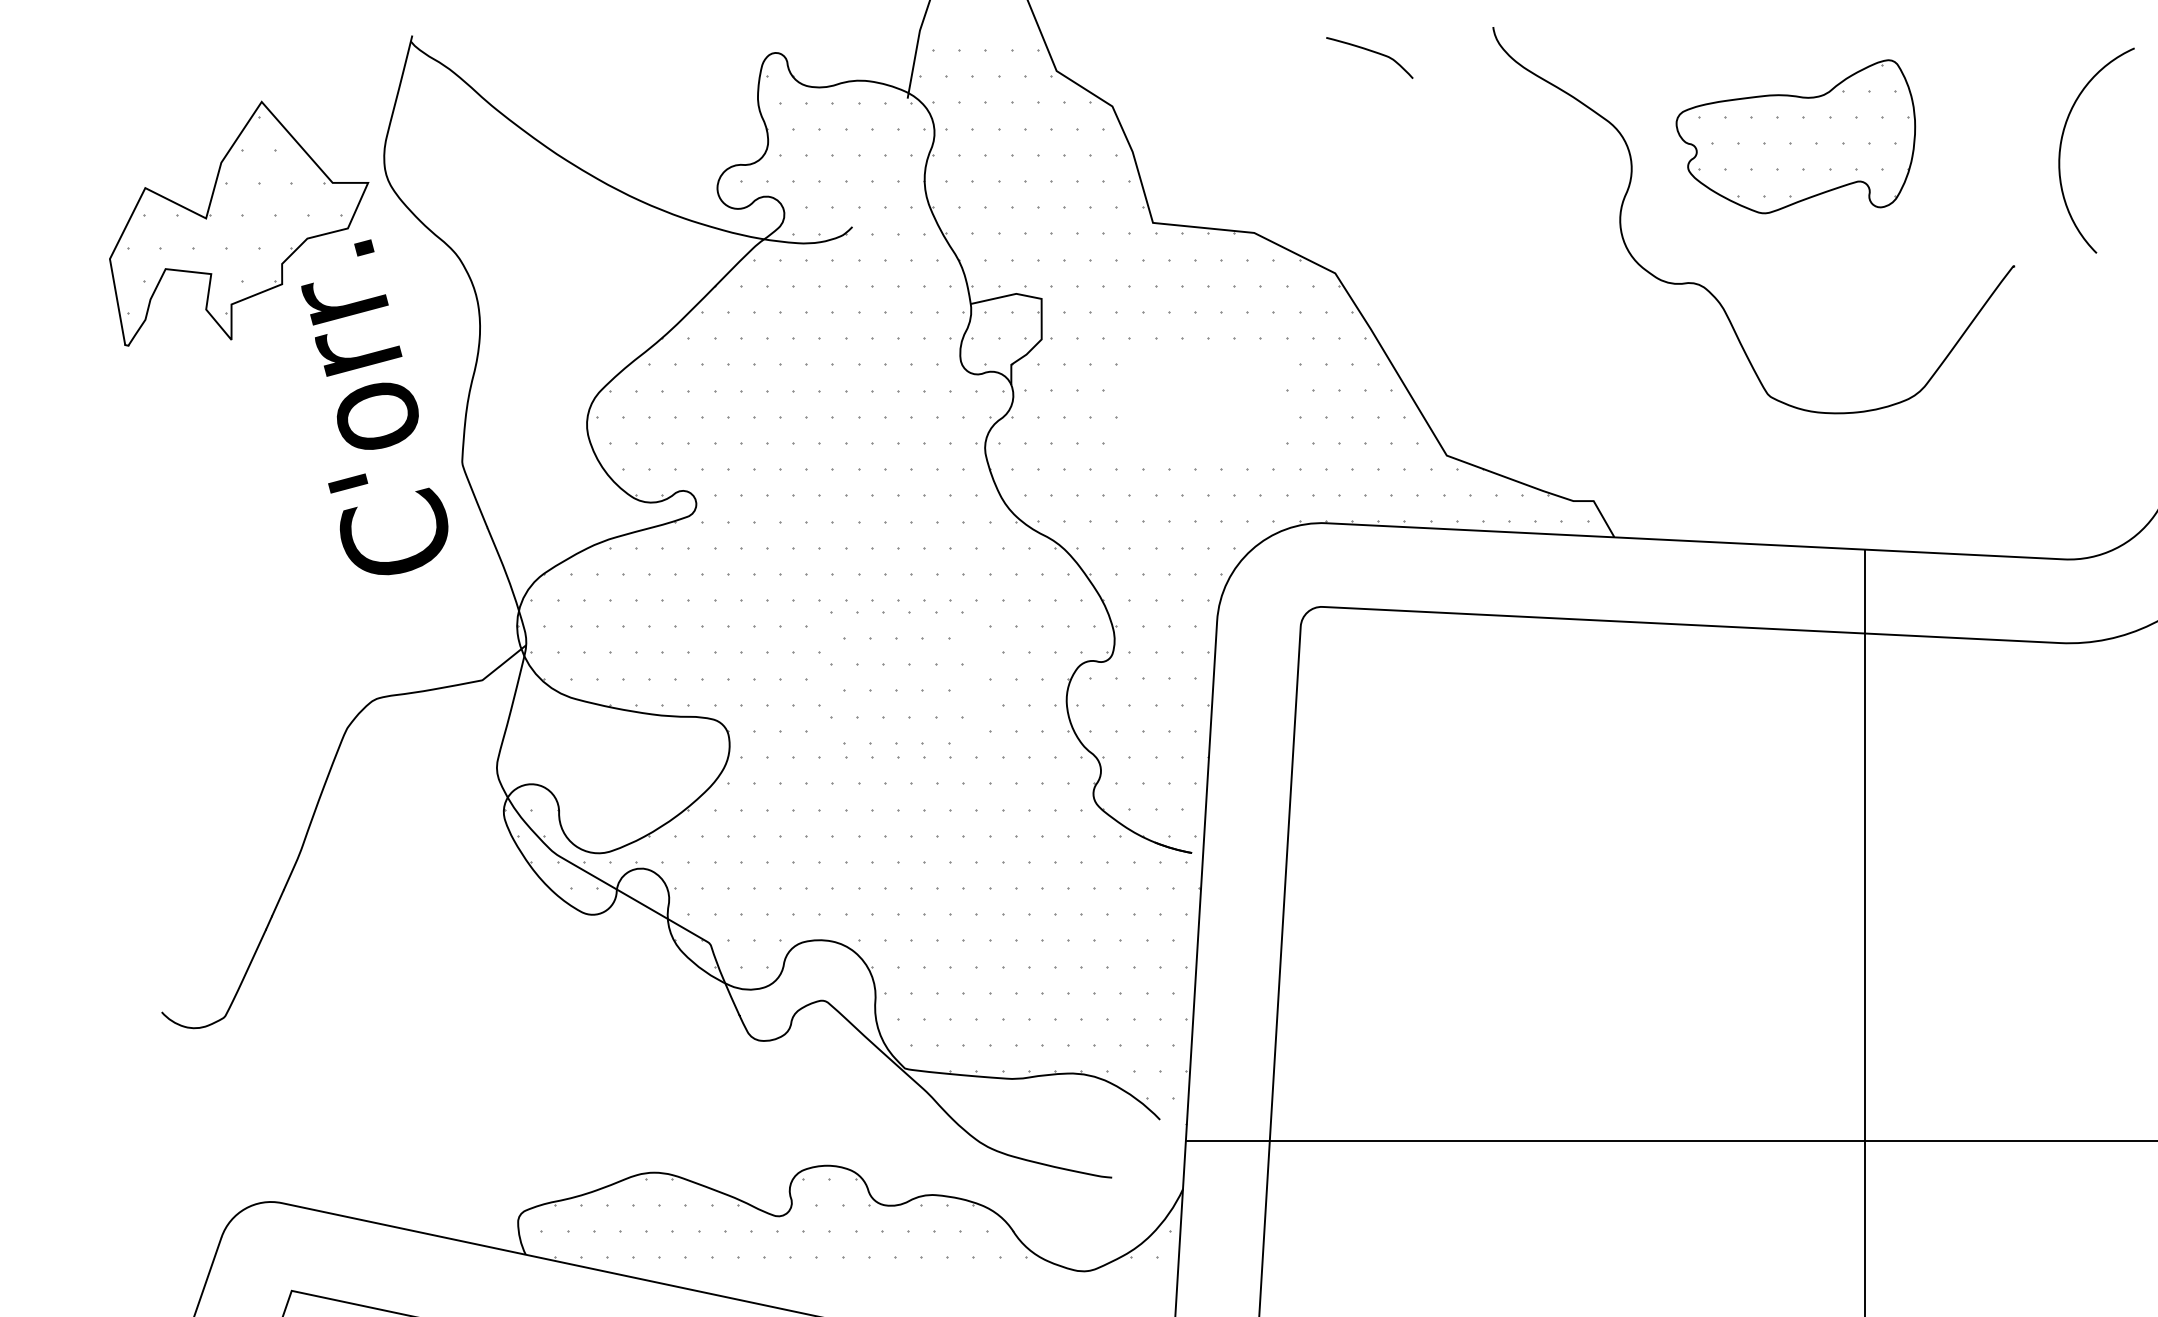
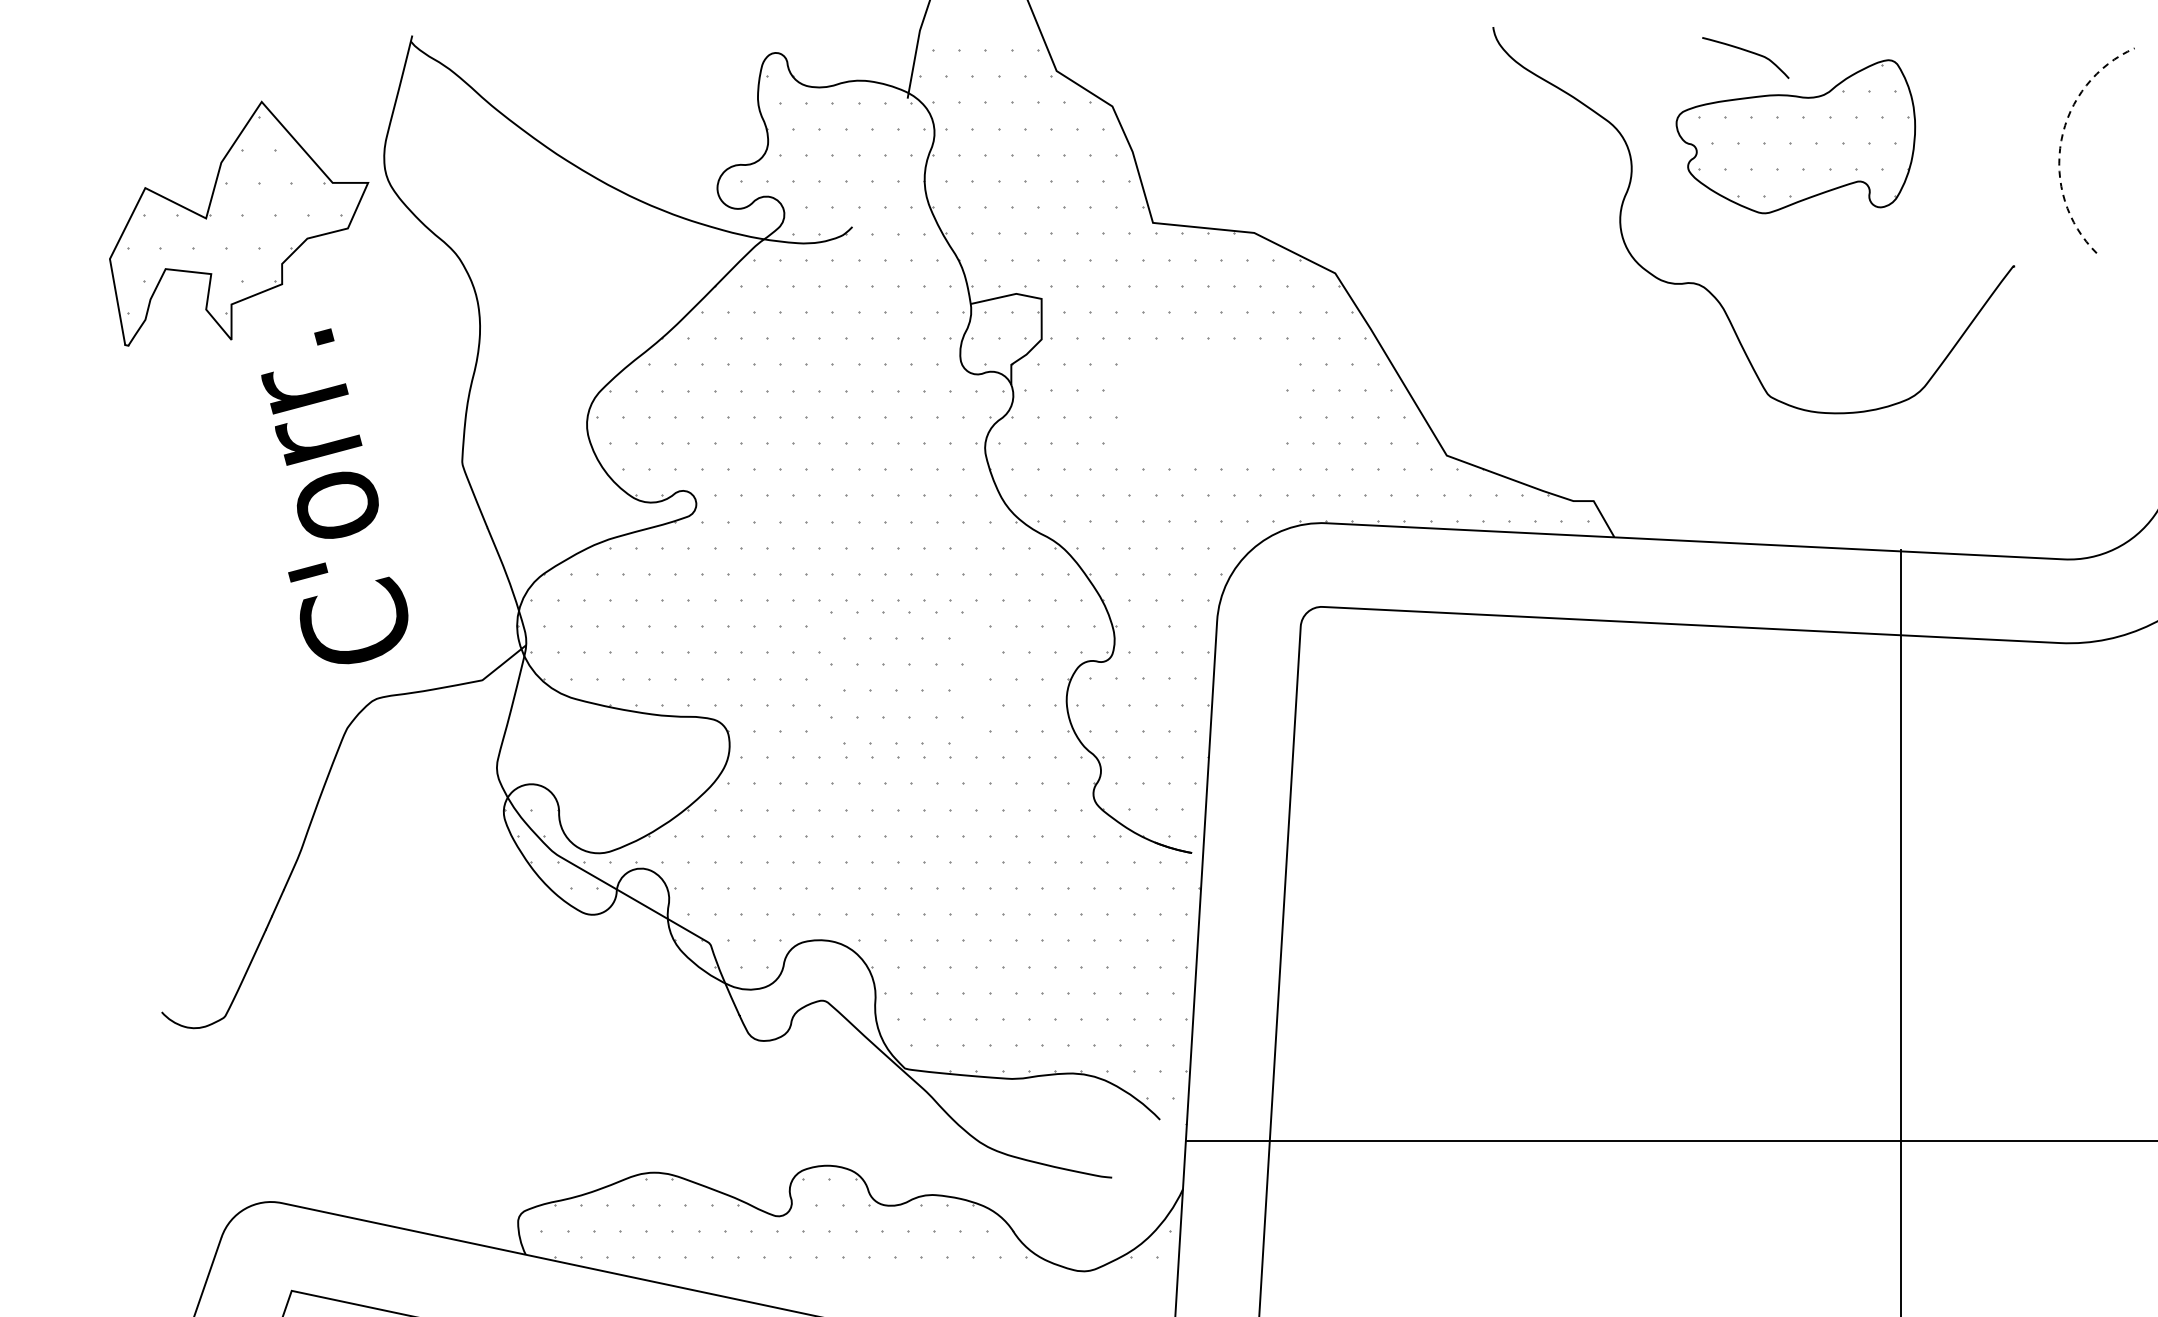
curve position: (1372, 52) -> (1748, 52) (1748, 52)
line: solid -> dashed (2061, 140)
text position: (374, 407) -> (334, 496) (334, 496)
line position: (1864, 931) -> (1900, 931) (1900, 931)
